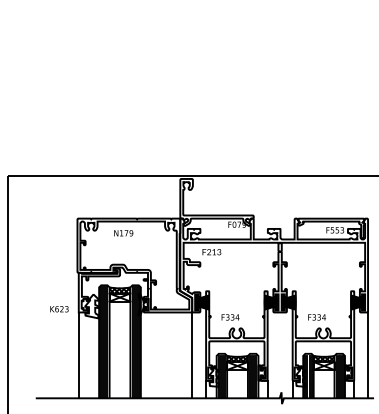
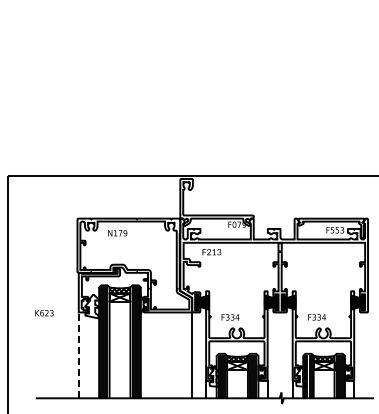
text position: (123, 233) -> (117, 233) (117, 233)
text position: (59, 309) -> (44, 313) (44, 313)
line: solid -> dashed (78, 355)
line: present -> none (368, 355)
